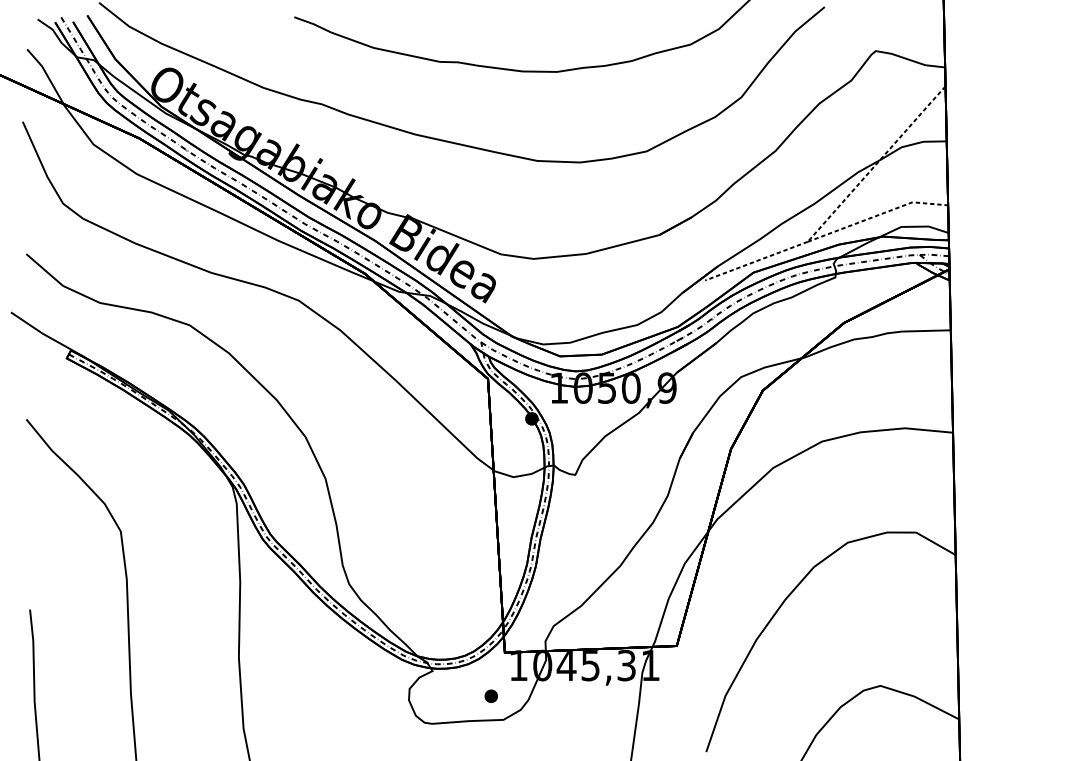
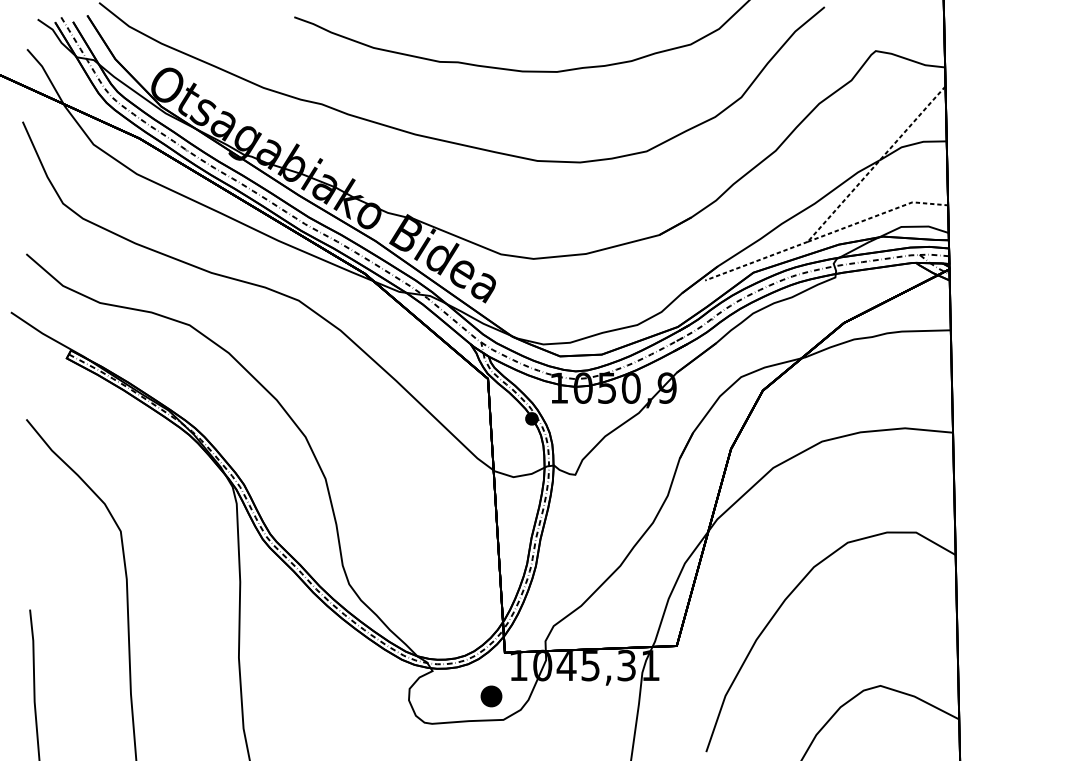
part size: 14x14 px -> 23x23 px (491, 696)
